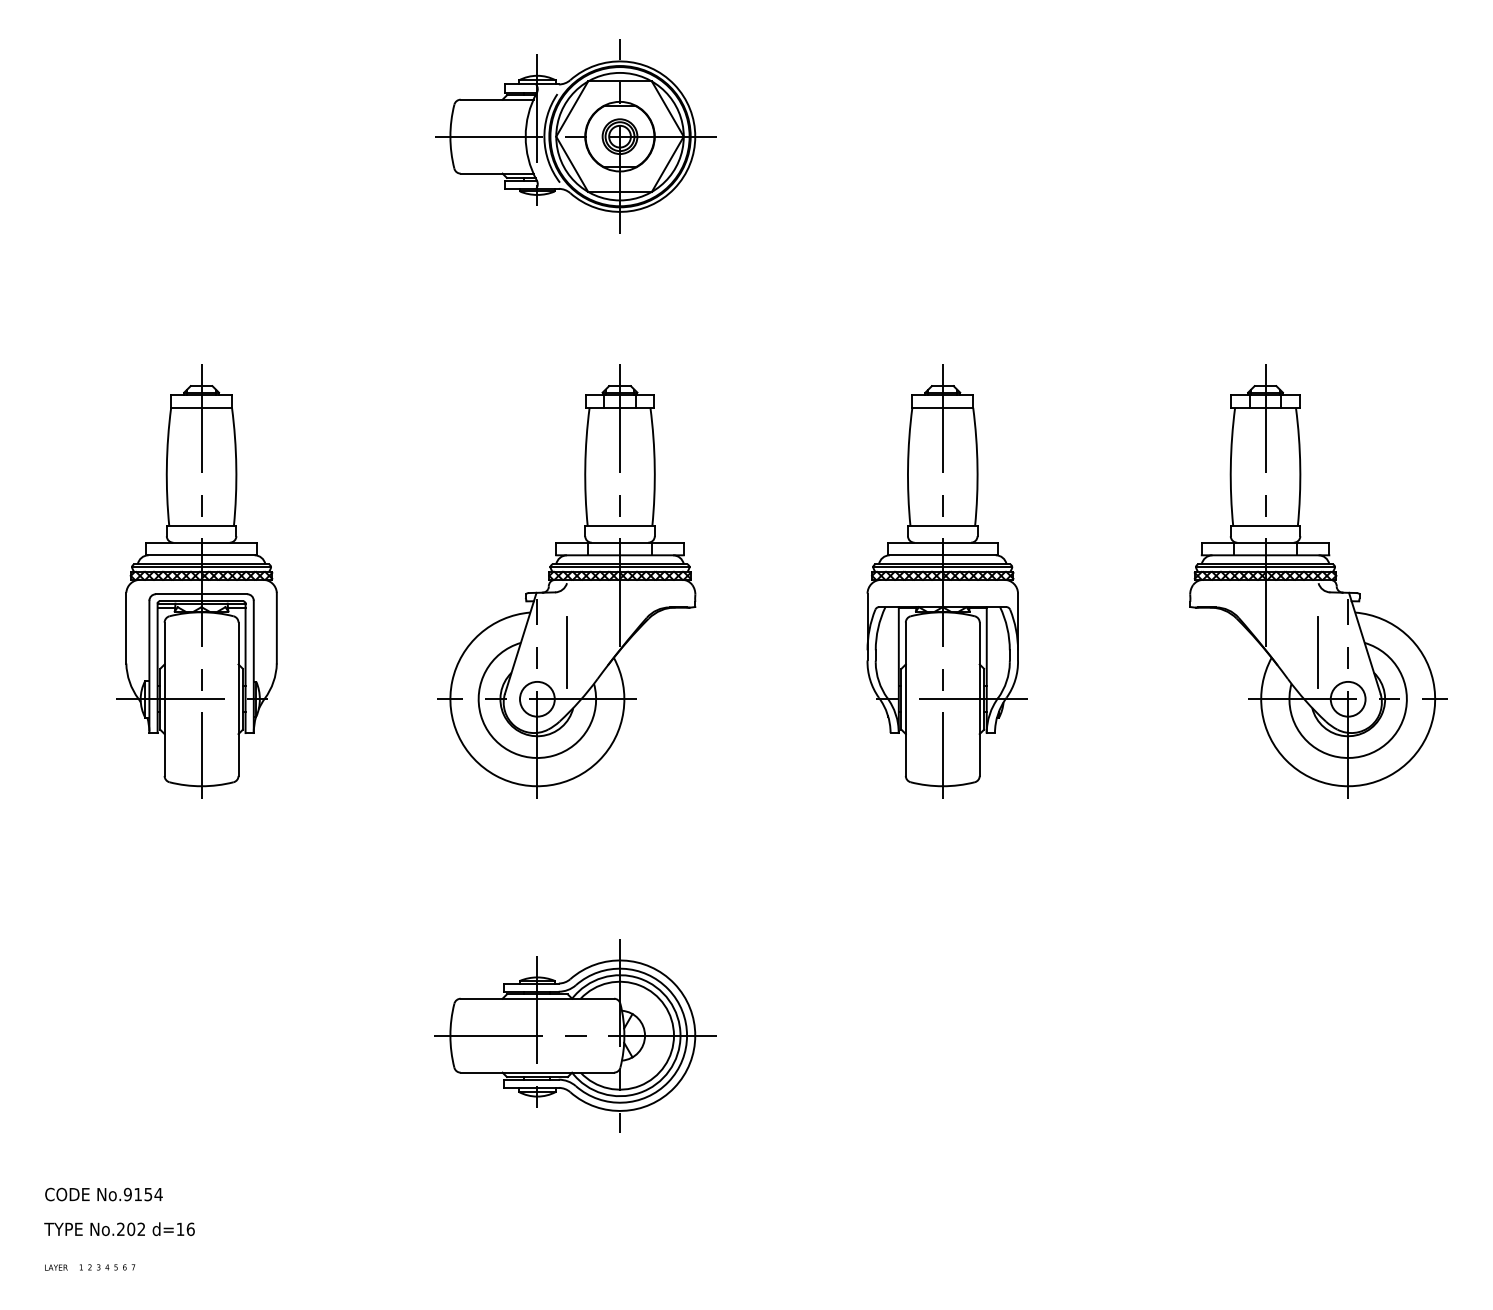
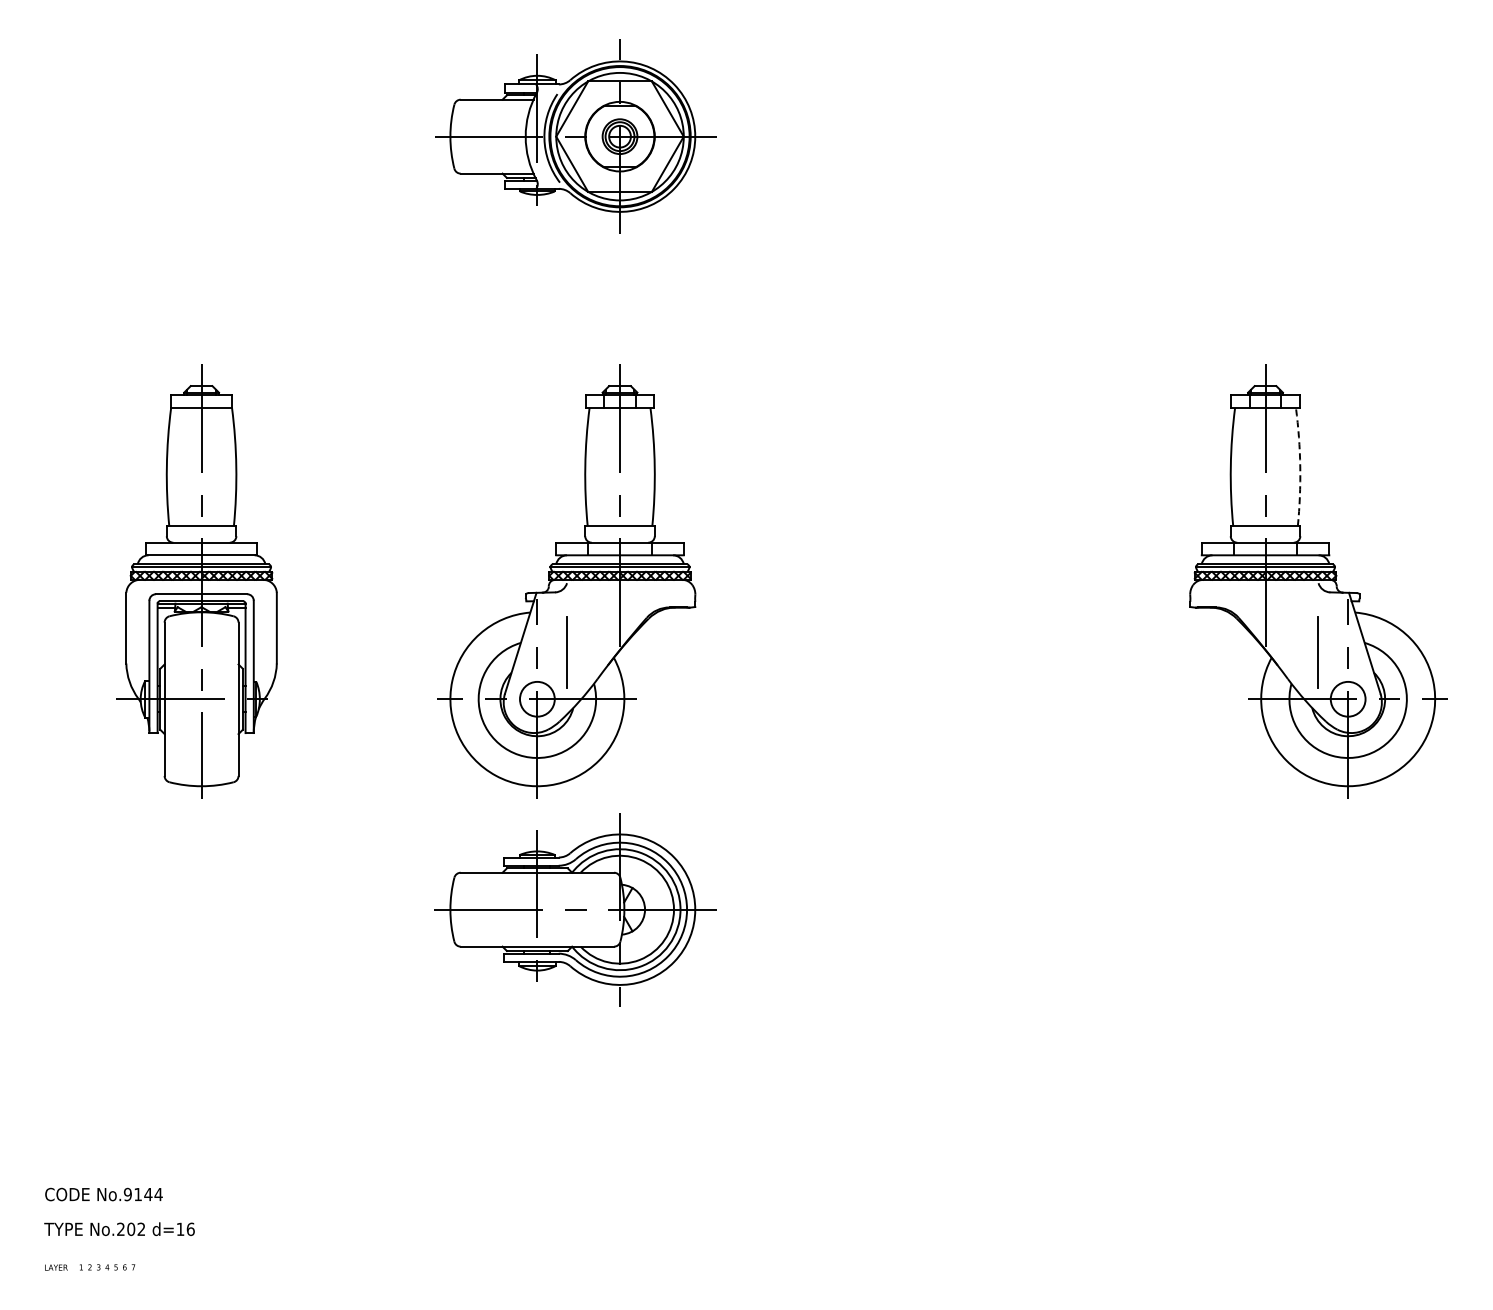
arc: solid -> dashed (1300, 466)
part: present -> none (946, 581)
part position: (575, 1035) -> (575, 909) (575, 909)
text: No.9154 -> No.9144 (148, 1194)
